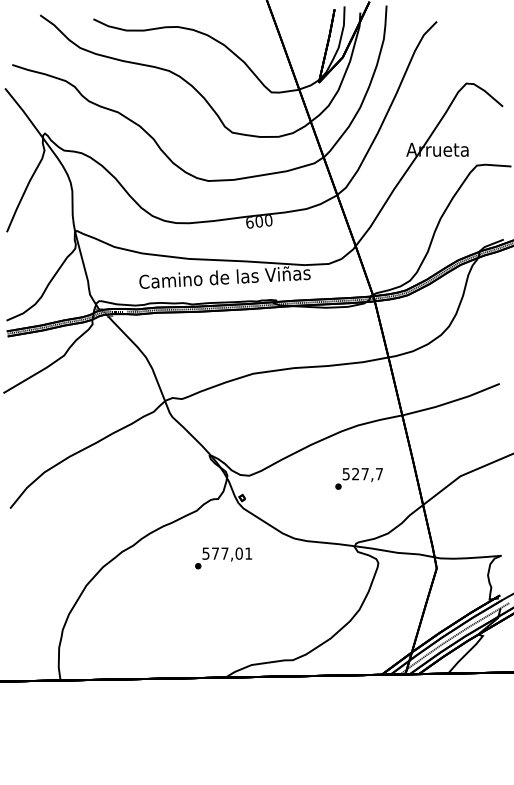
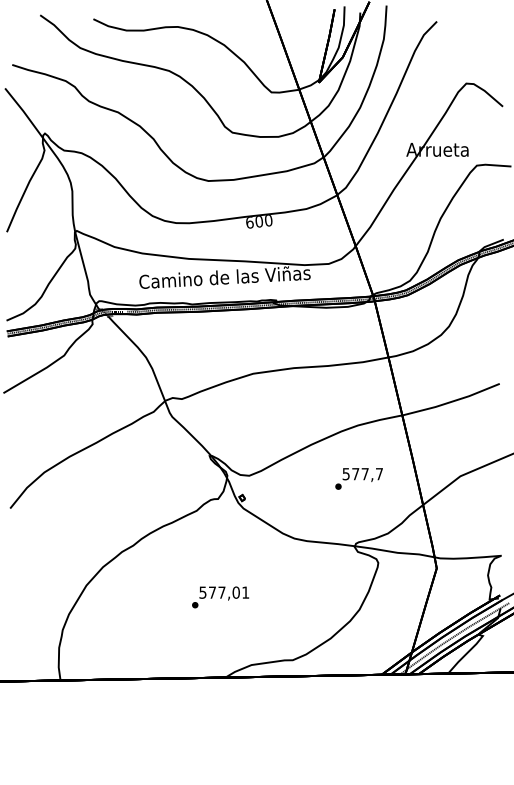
text: 527,7 -> 577,7 (355, 474)
text position: (223, 558) -> (220, 597) (220, 597)
